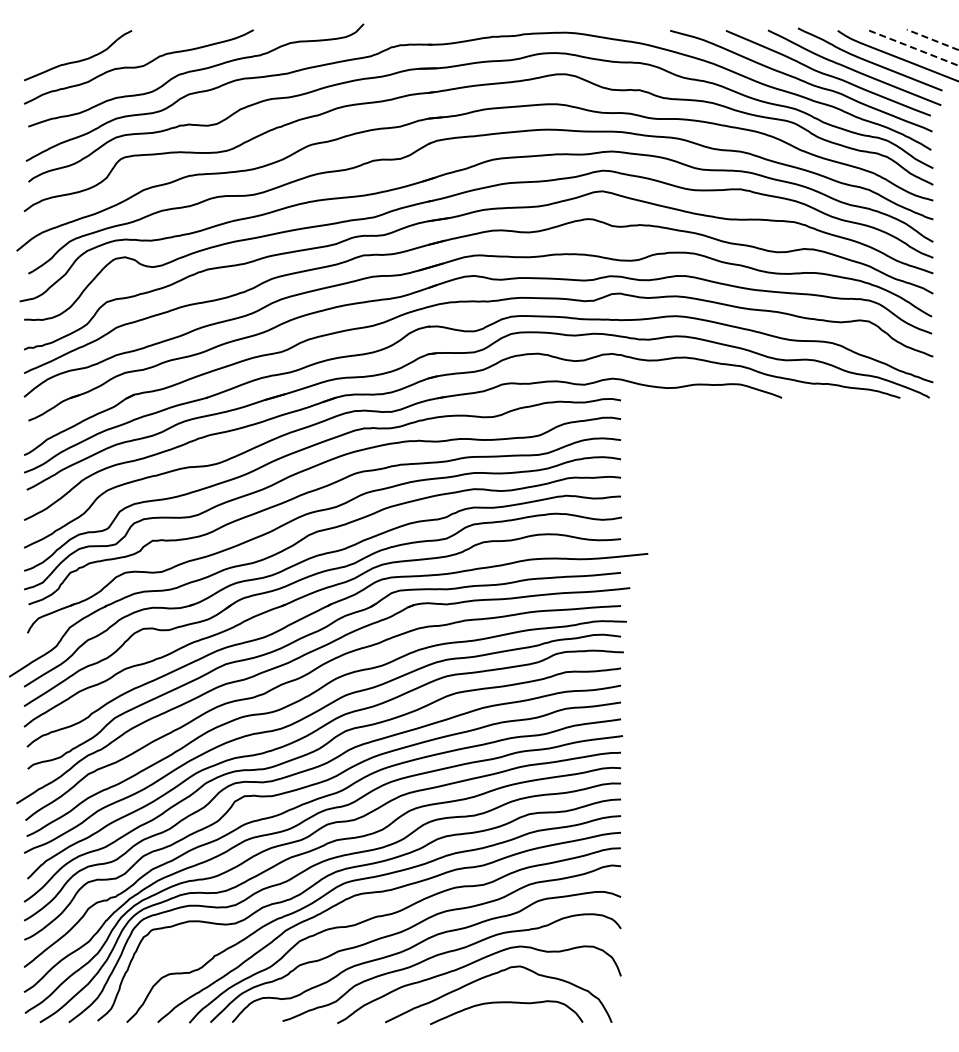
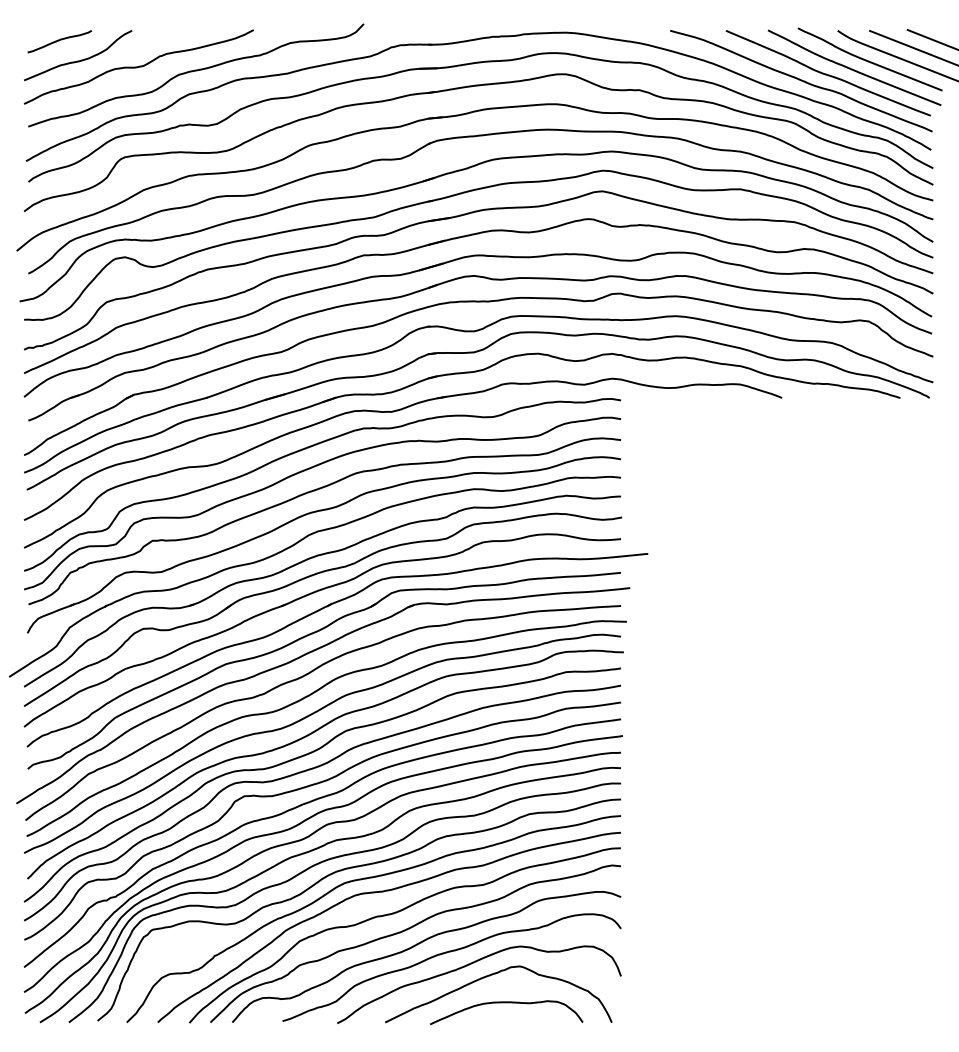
line: dashed -> solid (932, 39)
curve: none -> present (59, 41)
line: dashed -> solid (913, 47)
